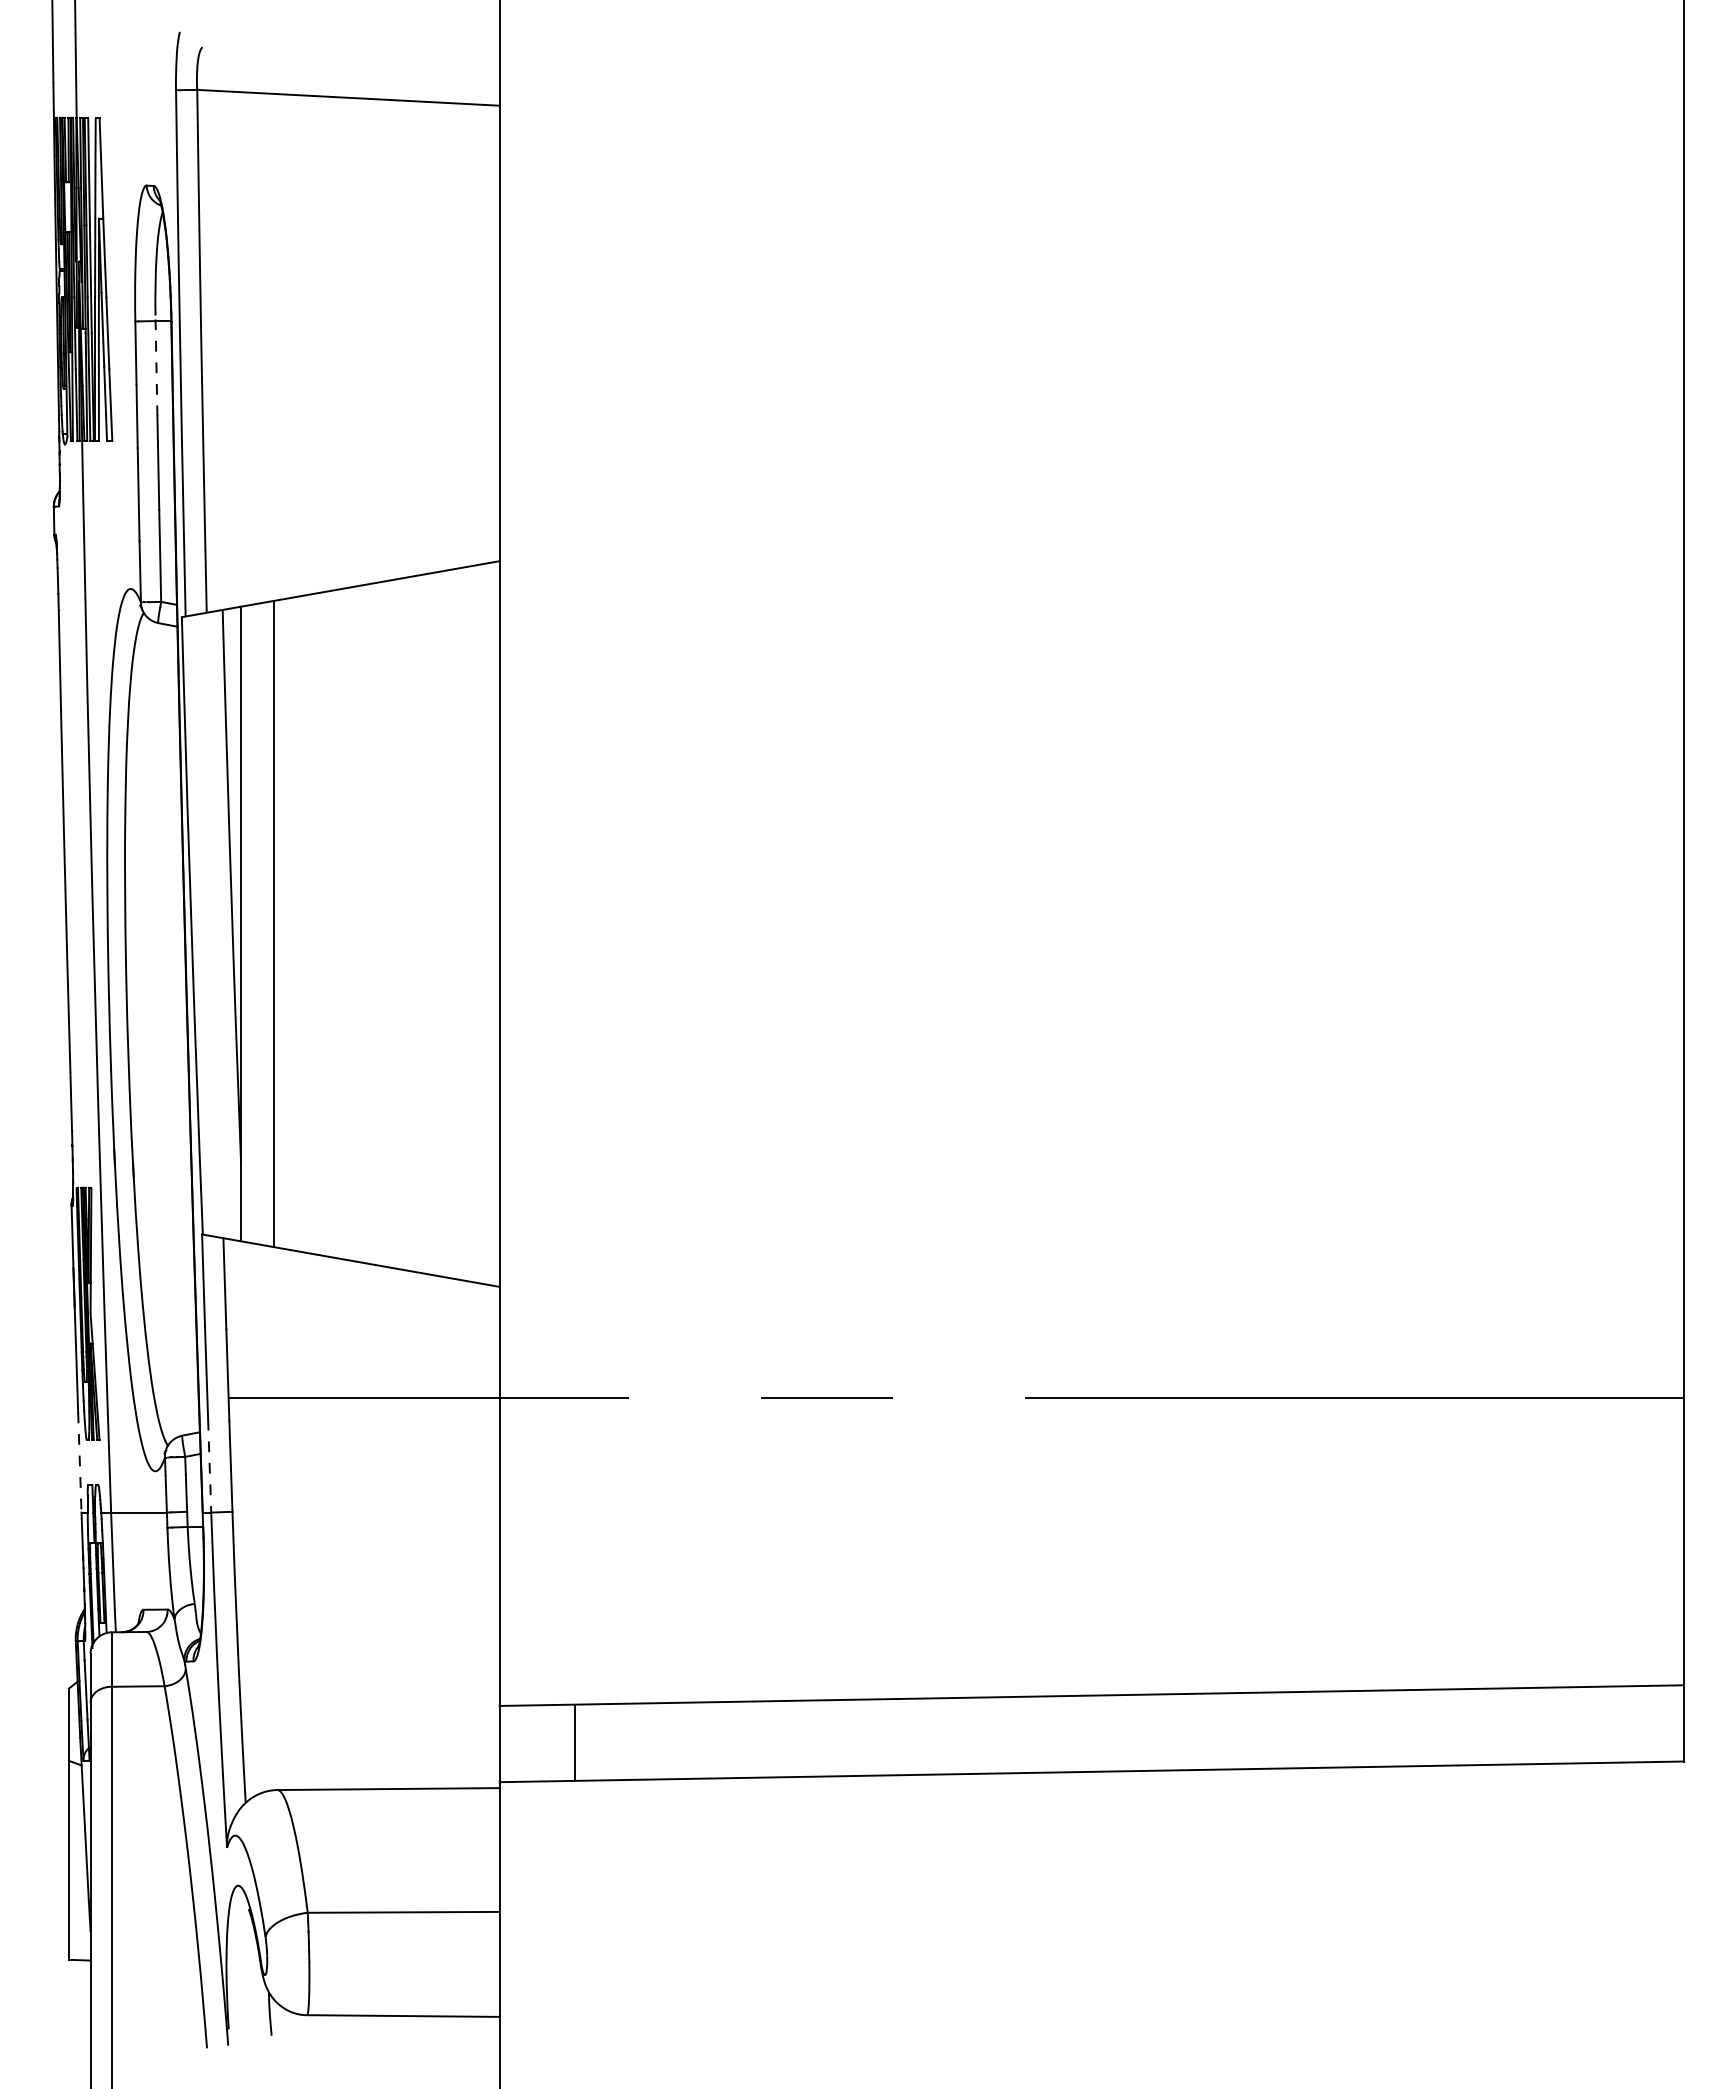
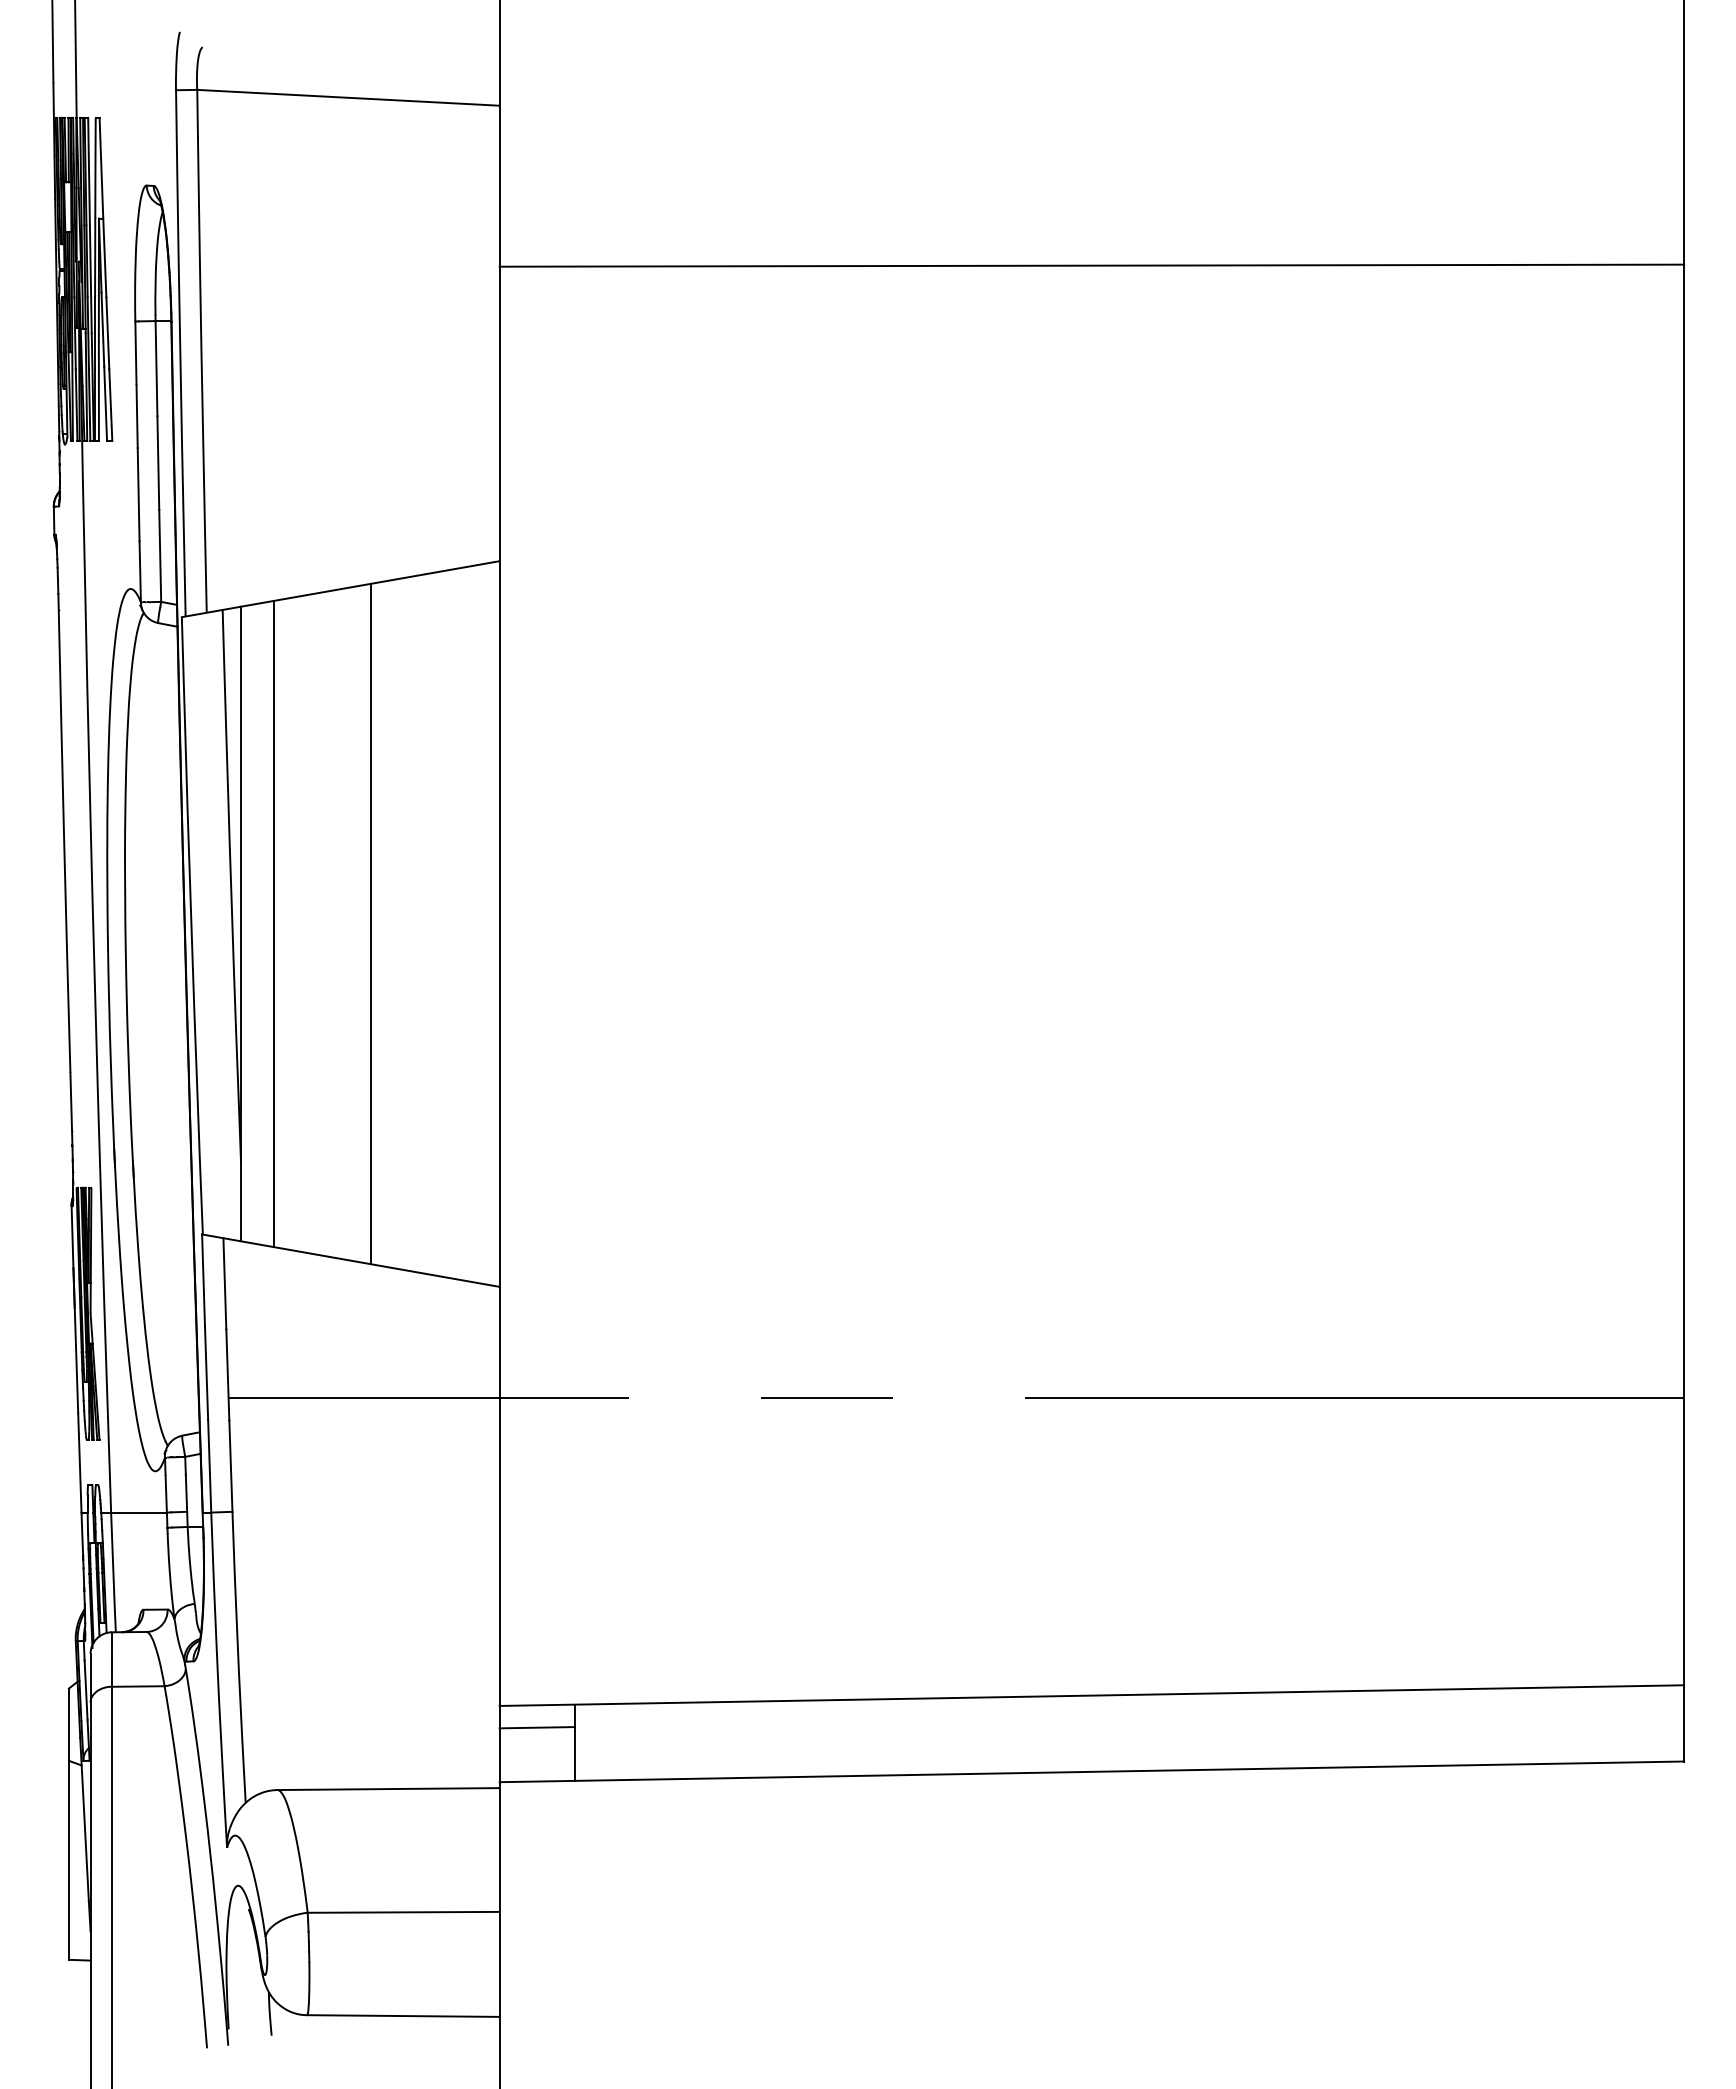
line: none -> present (1091, 265)
line: dashed -> solid (156, 365)
line: none -> present (370, 923)
line: dashed -> solid (79, 1463)
line: dashed -> solid (209, 1466)
line: none -> present (537, 1727)
